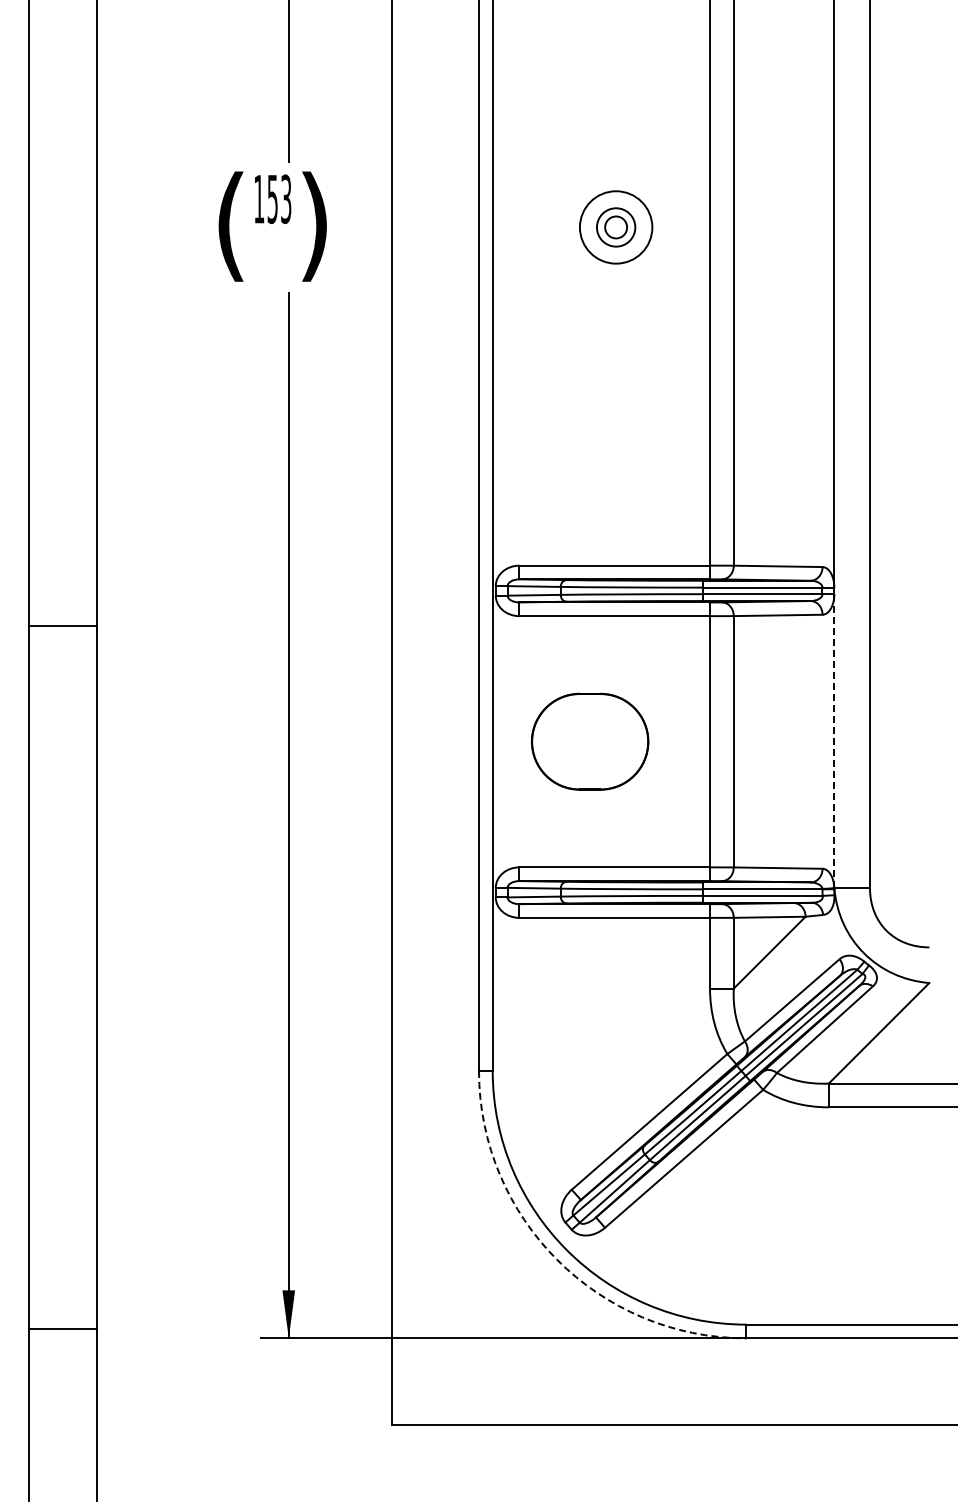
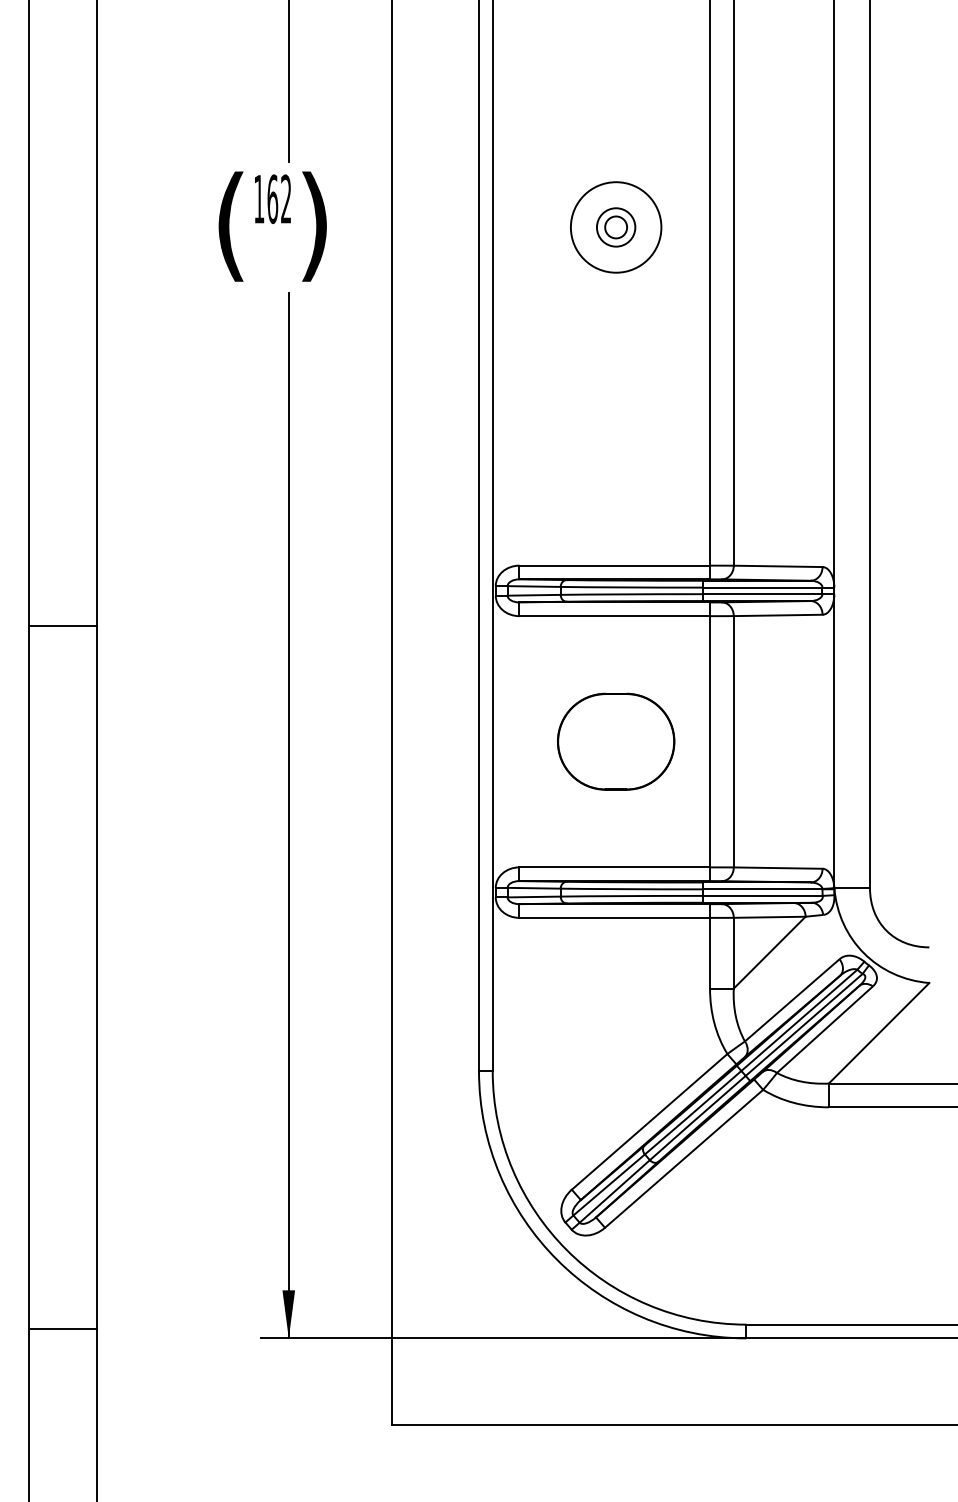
text: 153 -> 162 (279, 199)
circle diameter: 72 px -> 91 px (615, 227)
part position: (590, 741) -> (616, 741) (616, 741)
line: dashed -> solid (834, 741)
arc: dashed -> solid (557, 1260)
